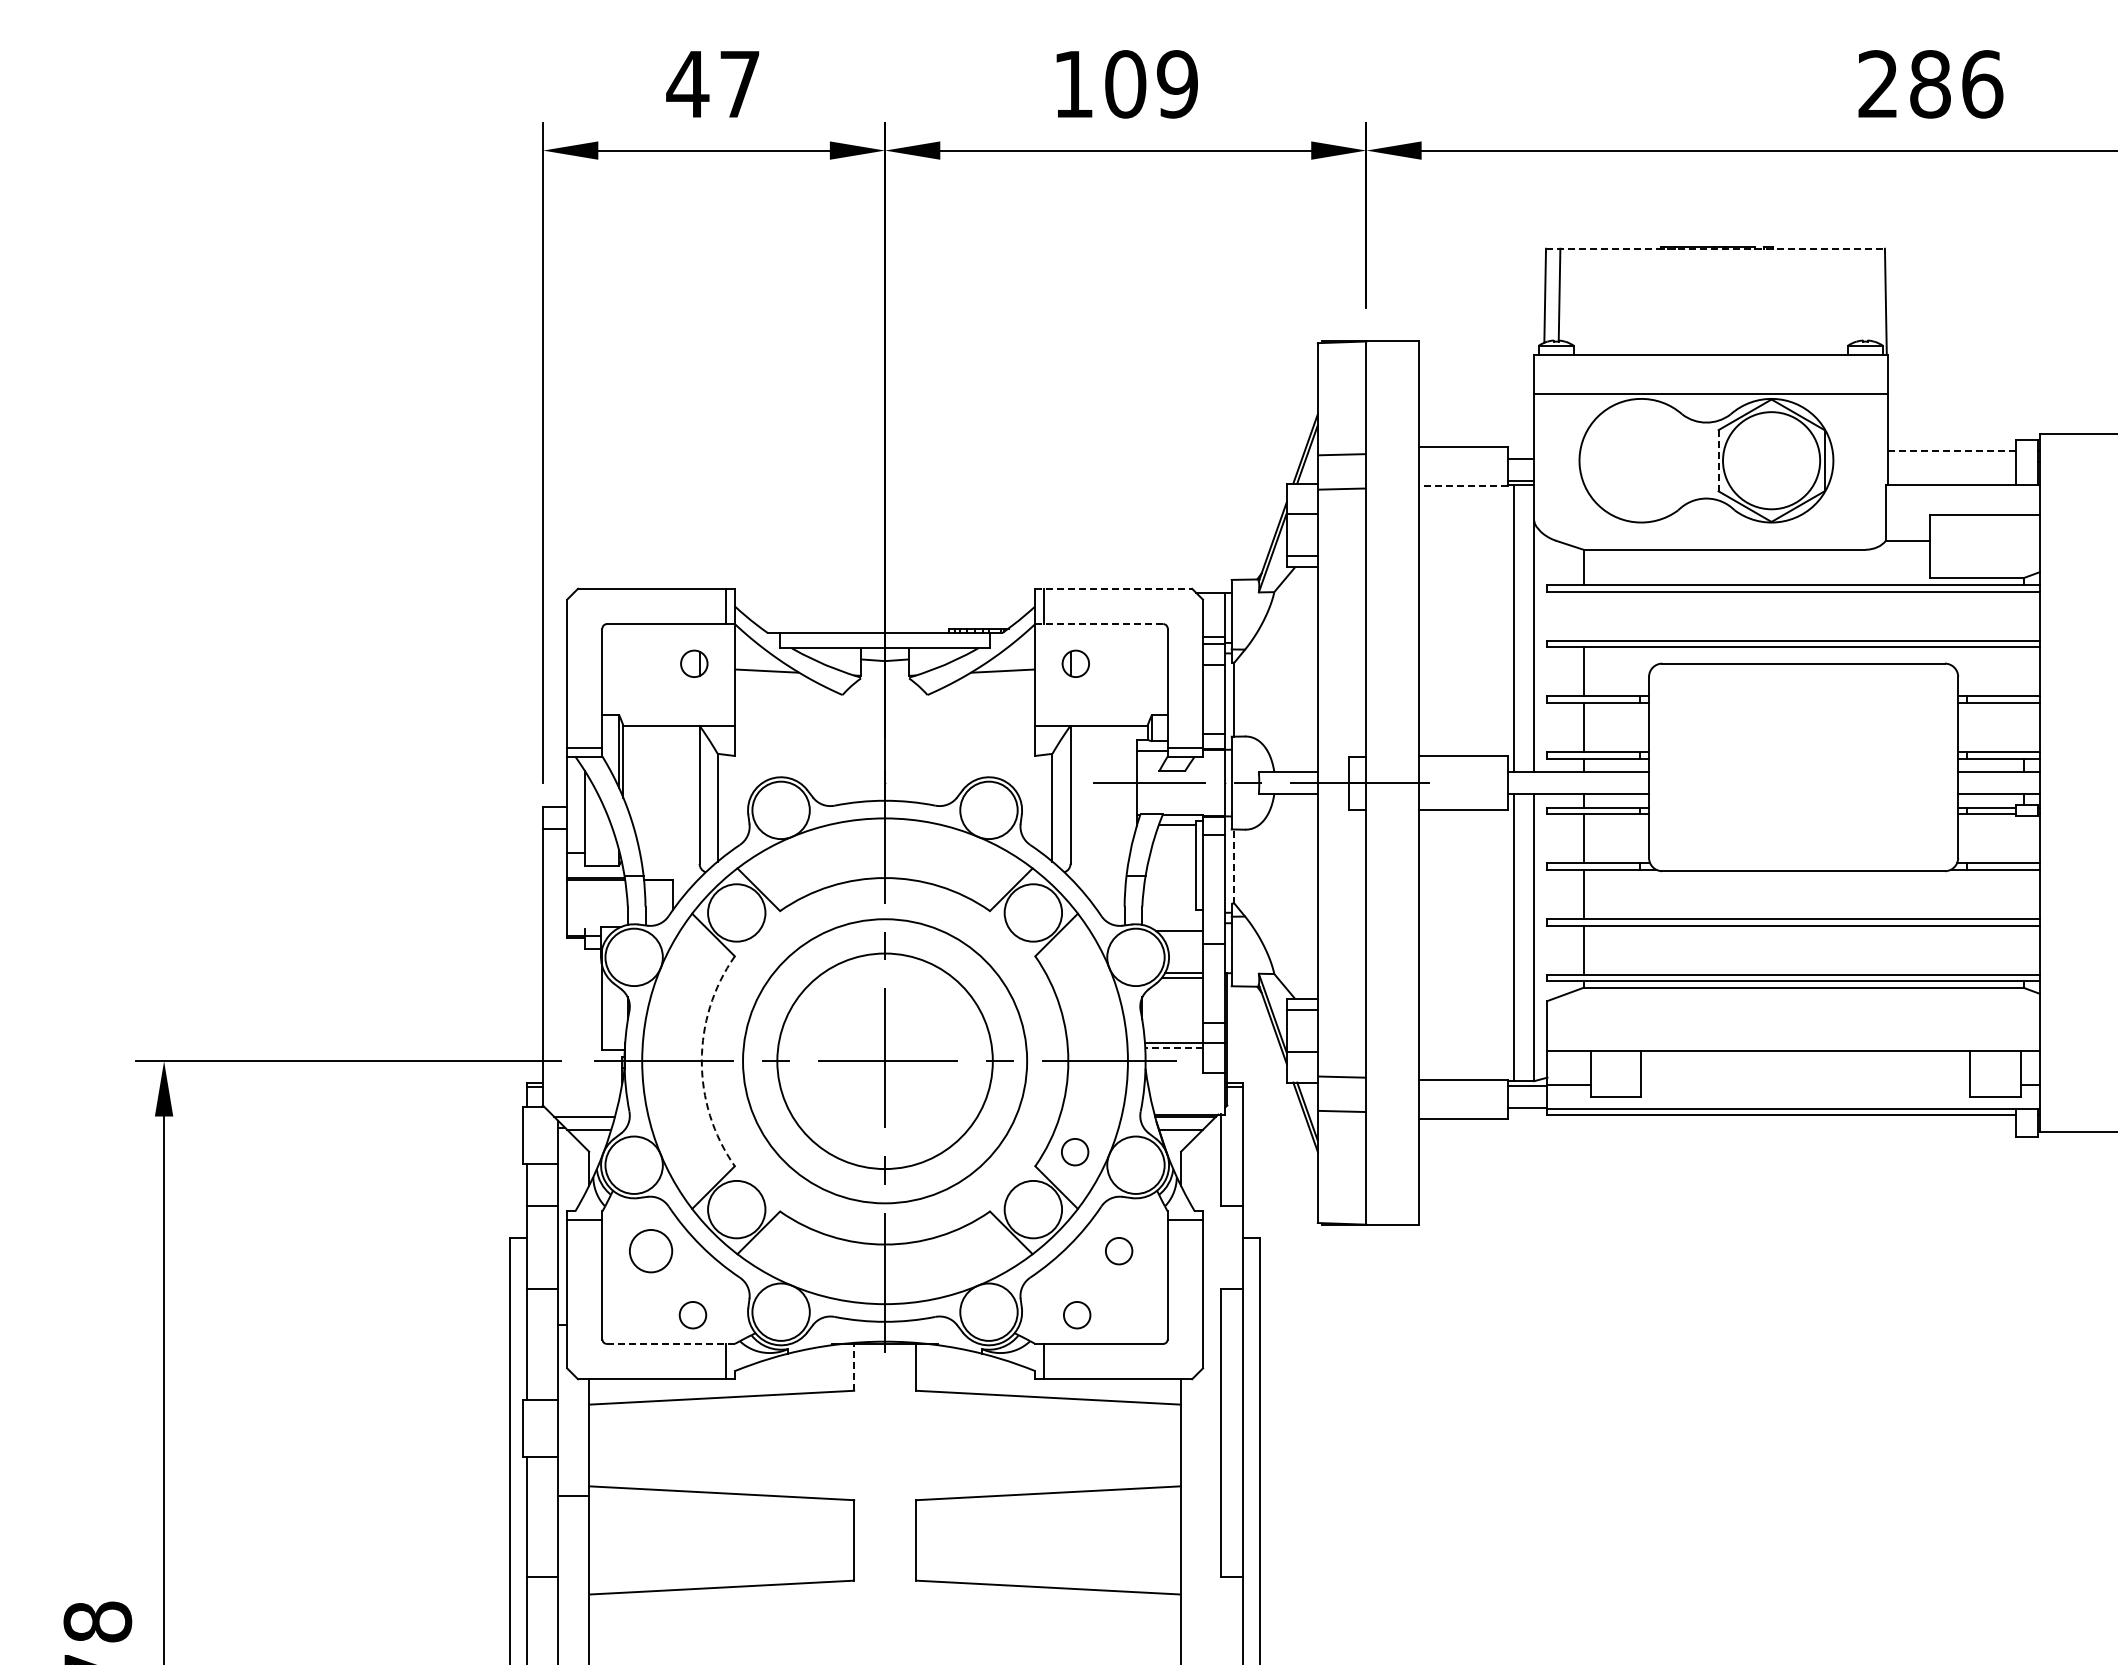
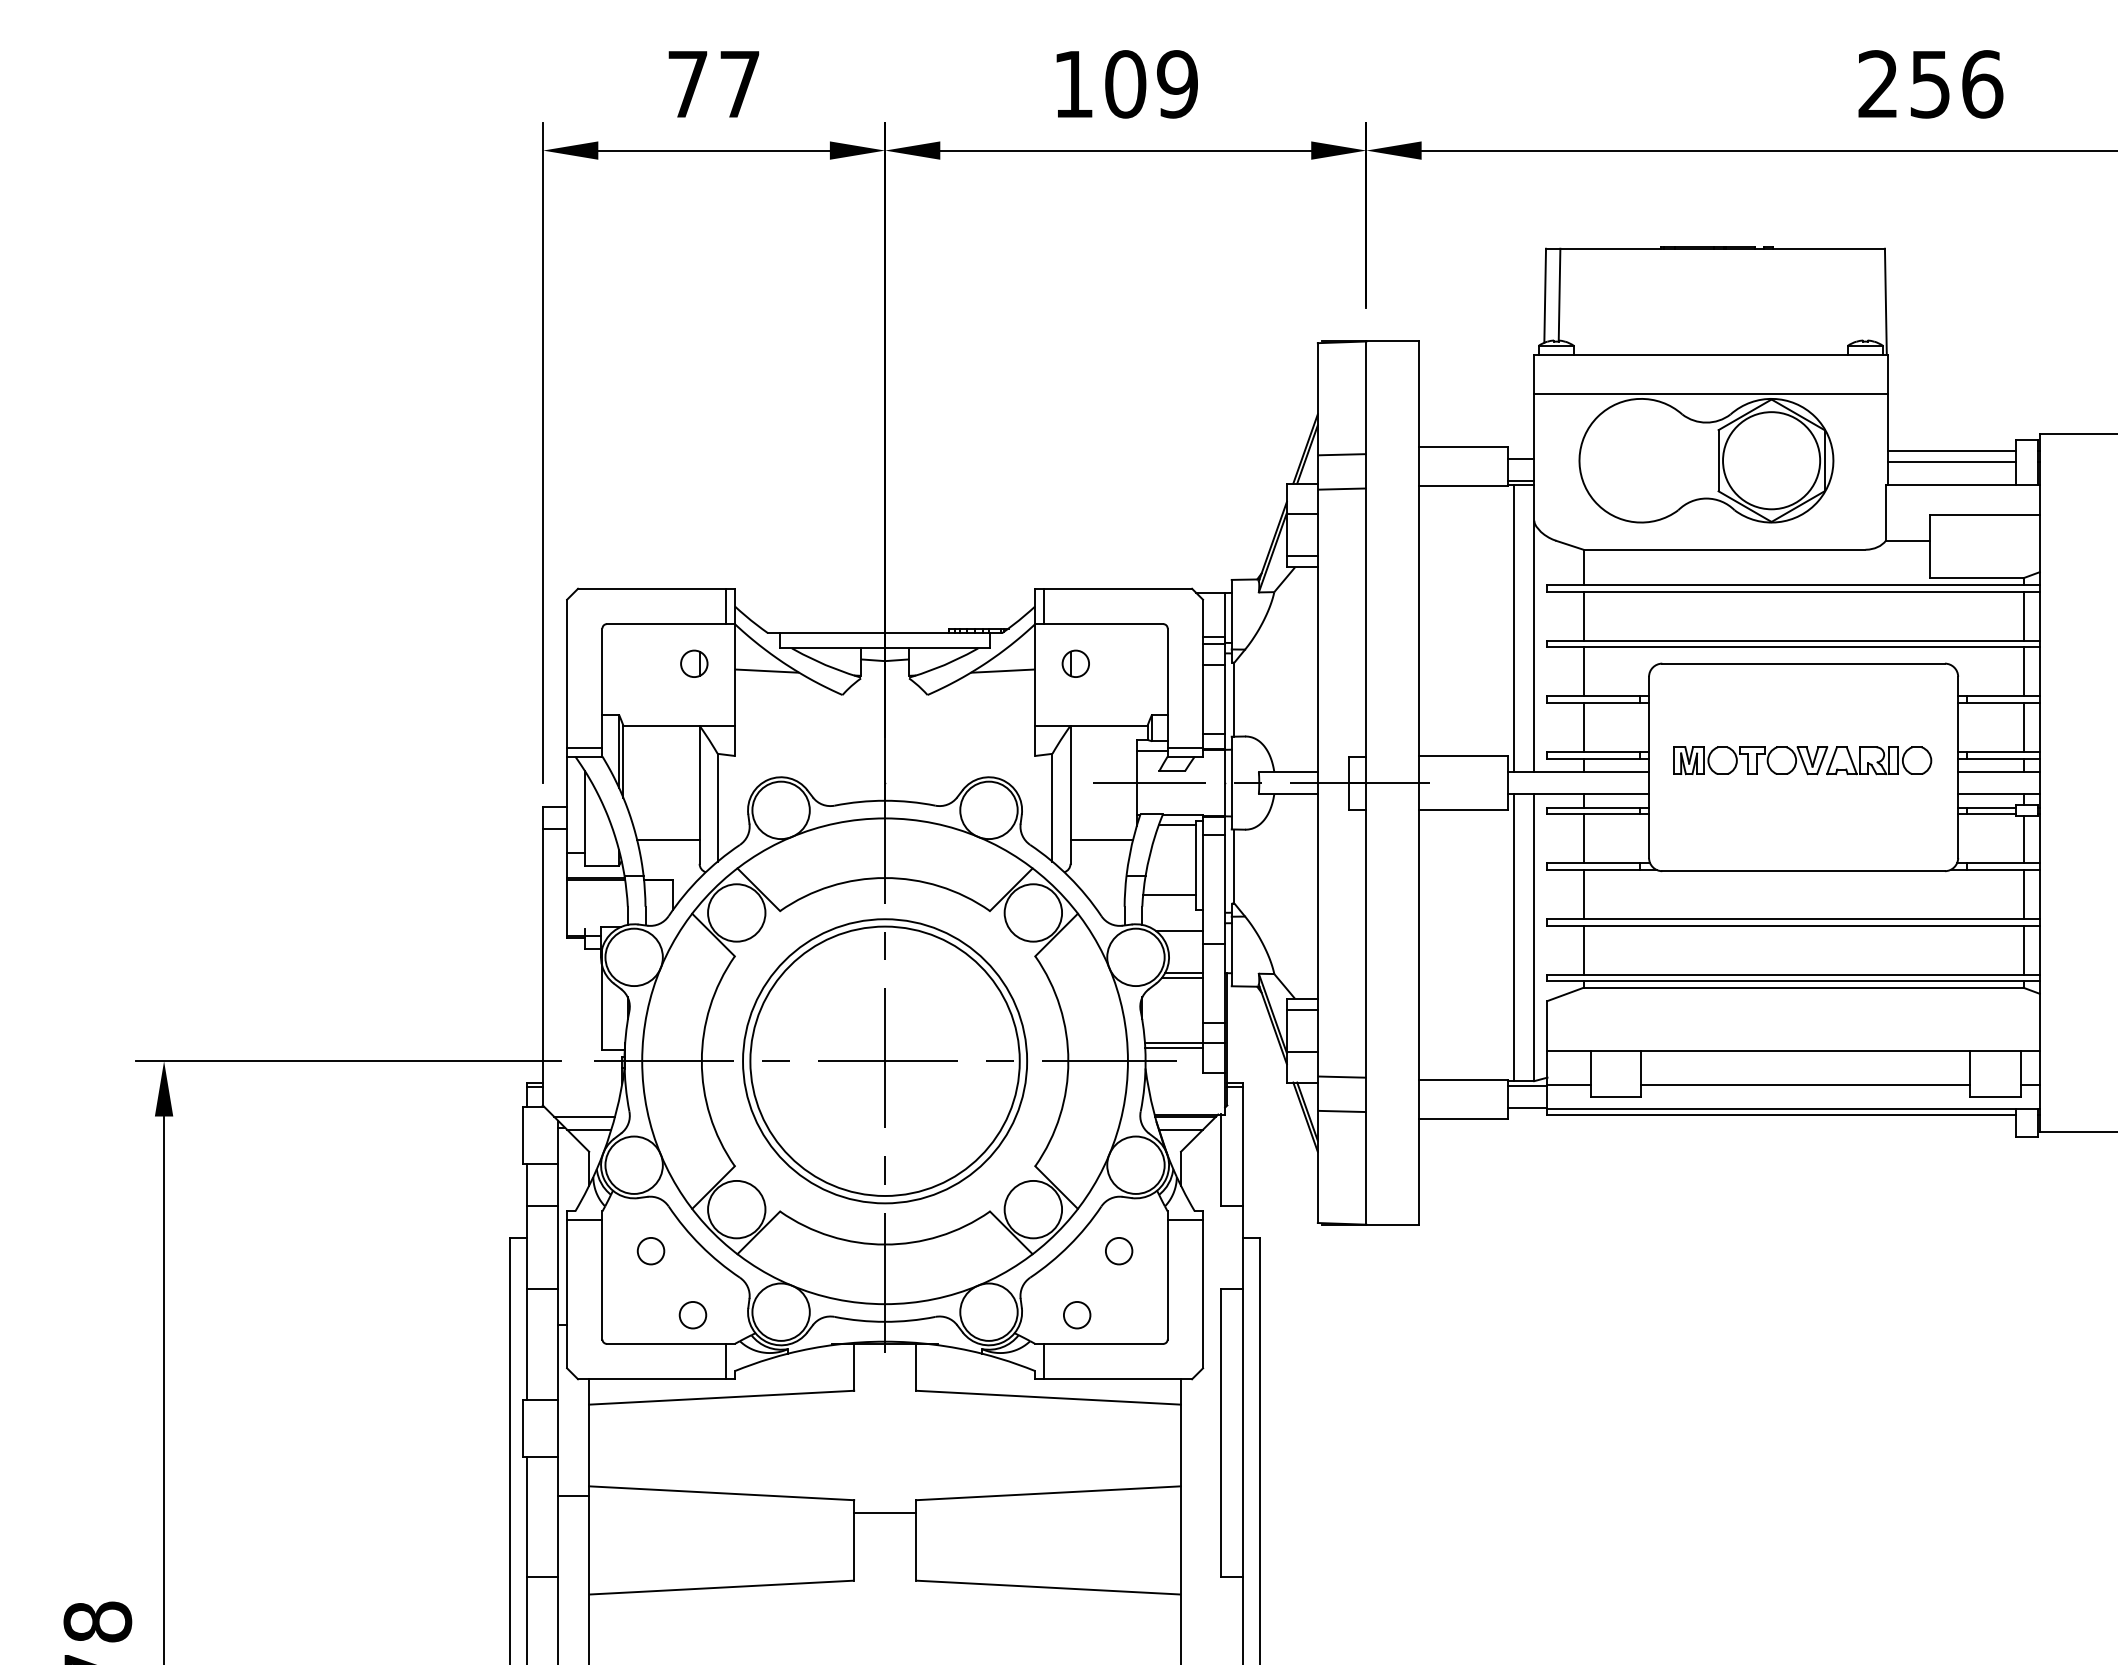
text: 47 -> 77 (687, 84)
text: 286 -> 256 (1930, 84)
line: dashed -> solid (1715, 248)
line: dashed -> solid (1951, 451)
line: dashed -> solid (1718, 460)
line: none -> present (1951, 462)
line: dashed -> solid (1463, 486)
line: dashed -> solid (1114, 588)
line: none -> present (1583, 615)
line: none -> present (2023, 615)
line: dashed -> solid (1098, 624)
line: none -> present (2023, 671)
line: none -> present (2023, 726)
part: none -> present (1802, 760)
line: none -> present (2023, 839)
line: none -> present (668, 840)
line: none -> present (1101, 840)
line: dashed -> solid (1234, 866)
line: none -> present (2023, 893)
line: none -> present (1169, 894)
line: none -> present (2023, 949)
line: dashed -> solid (1174, 1047)
arc: dashed -> solid (701, 1061)
circle diameter: 215 px -> 269 px (884, 1060)
line: none -> present (1805, 1084)
circle: present -> none (1075, 1152)
circle diameter: 42 px -> 26 px (650, 1250)
line: dashed -> solid (671, 1343)
line: dashed -> solid (854, 1366)
line: none -> present (885, 1512)
